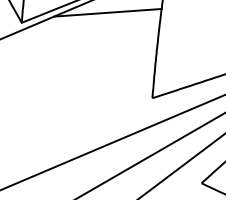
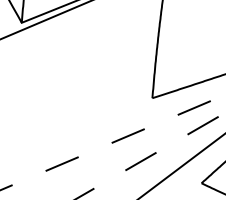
line: present -> none (107, 12)
line: solid -> dashed (112, 142)
line: solid -> dashed (149, 156)
